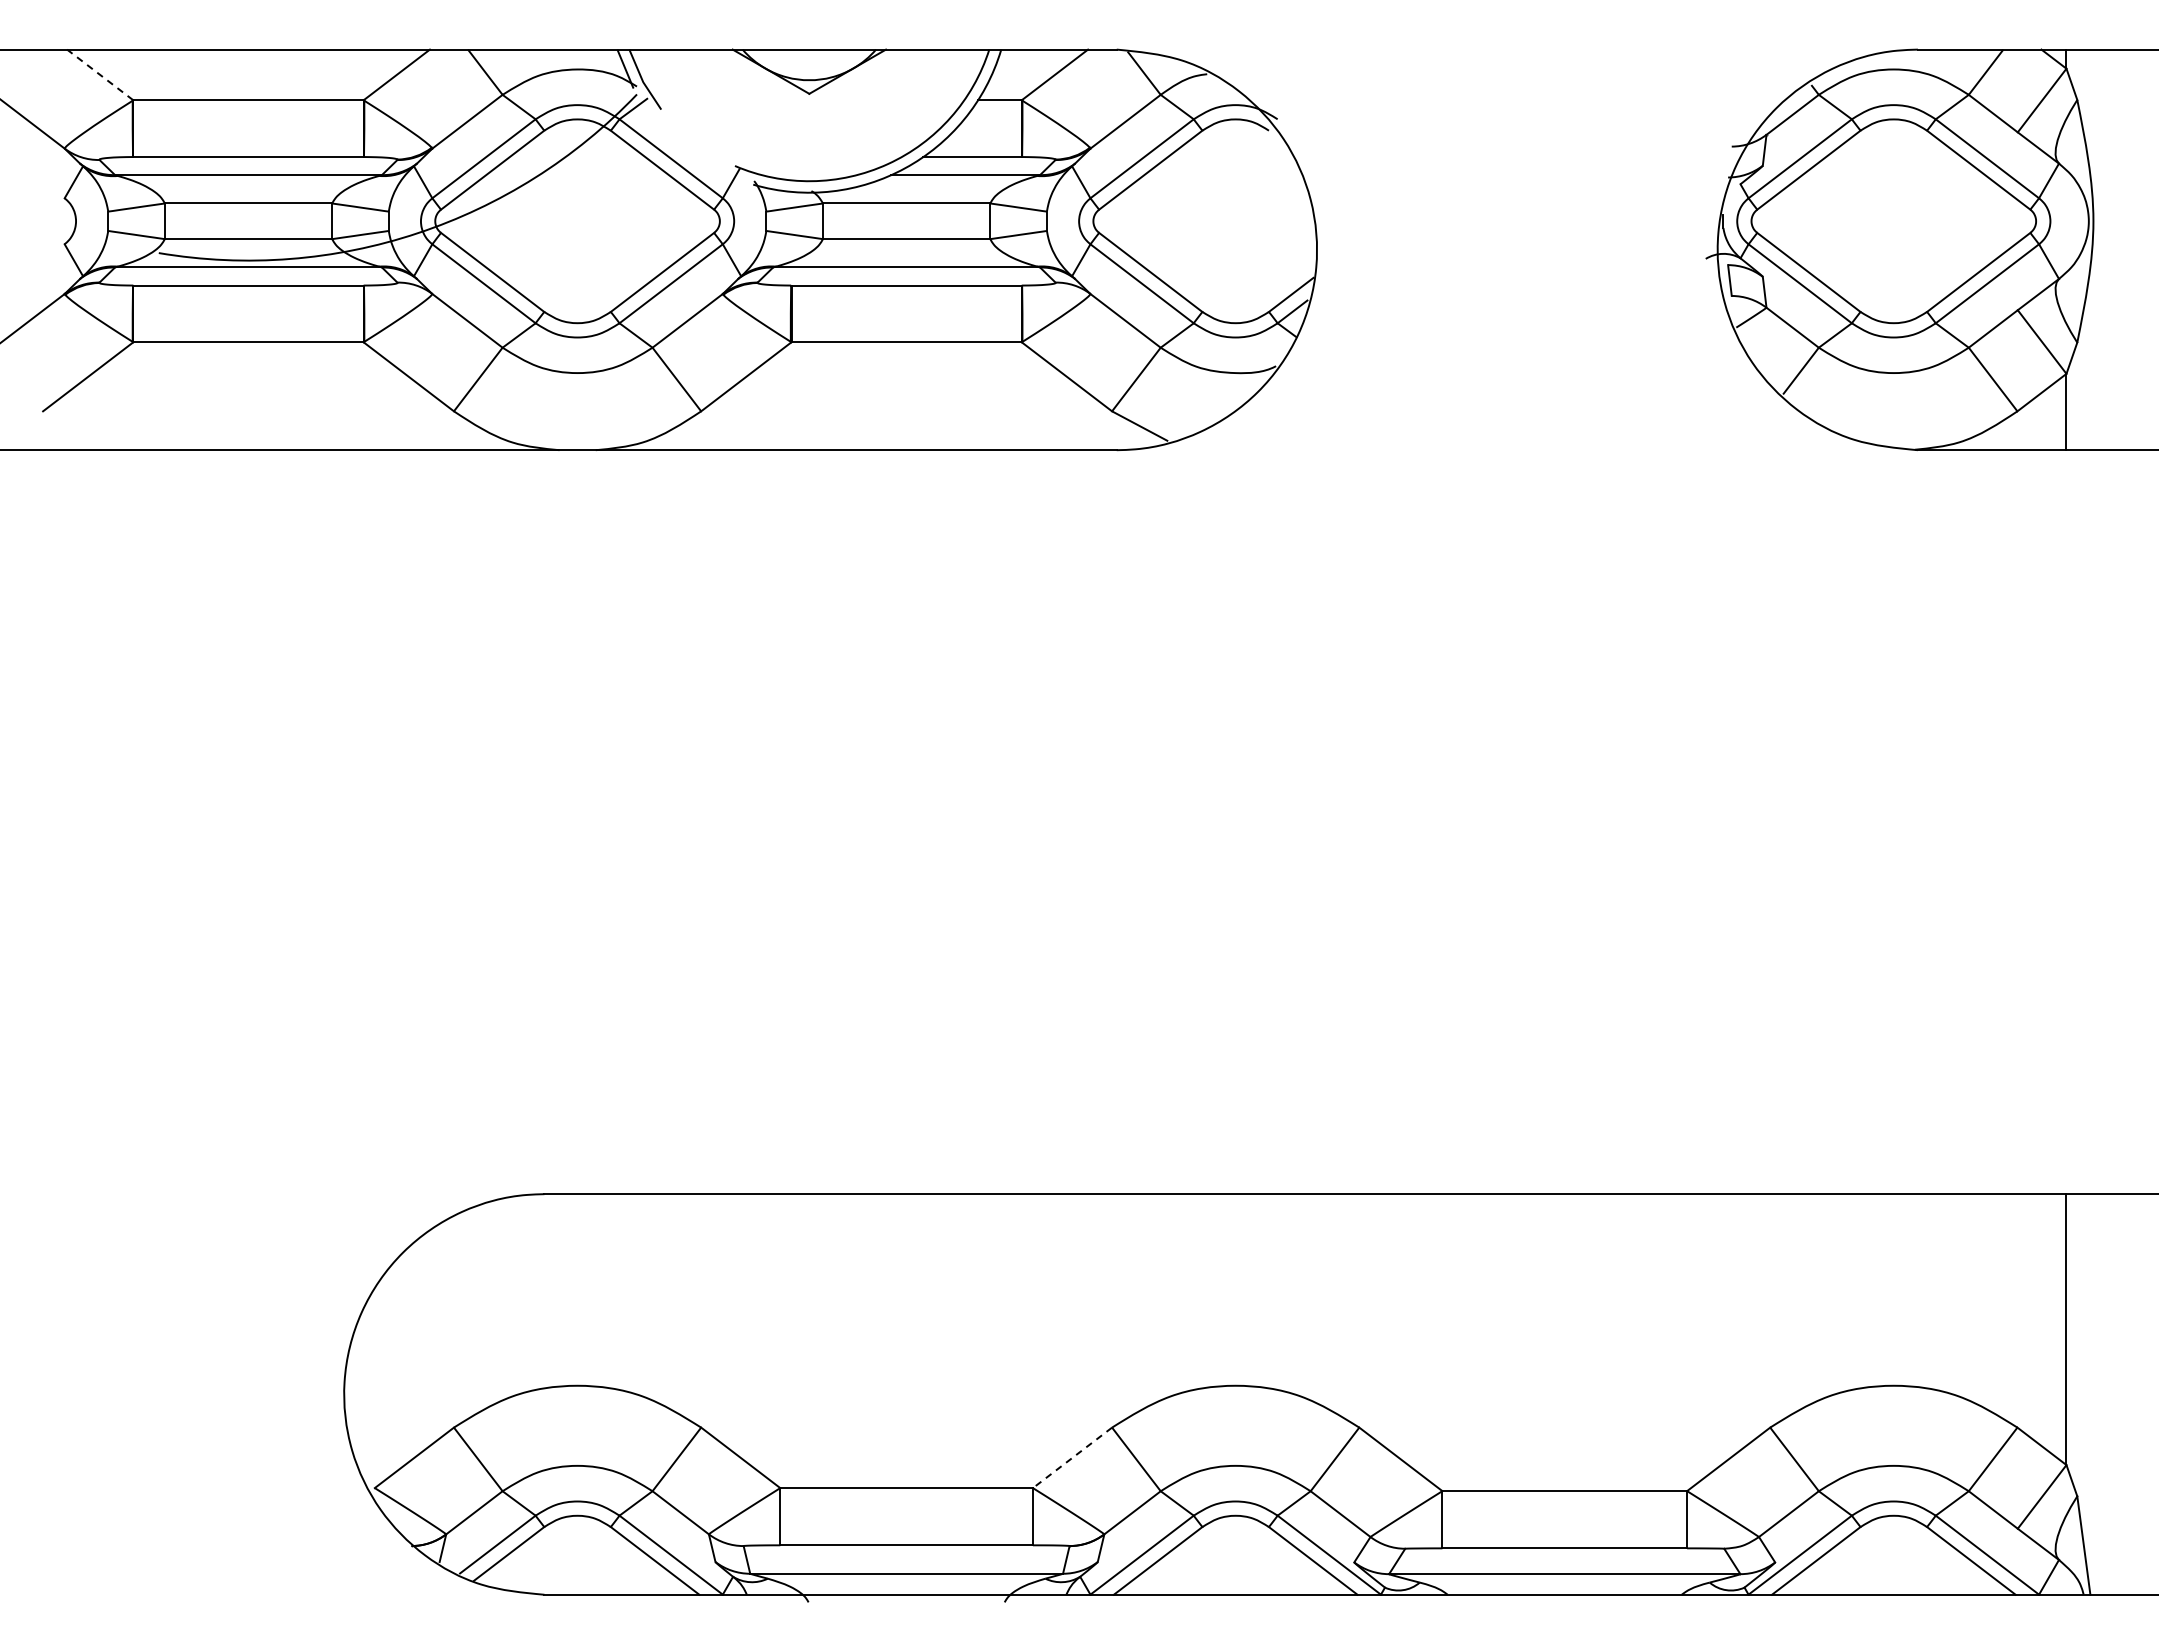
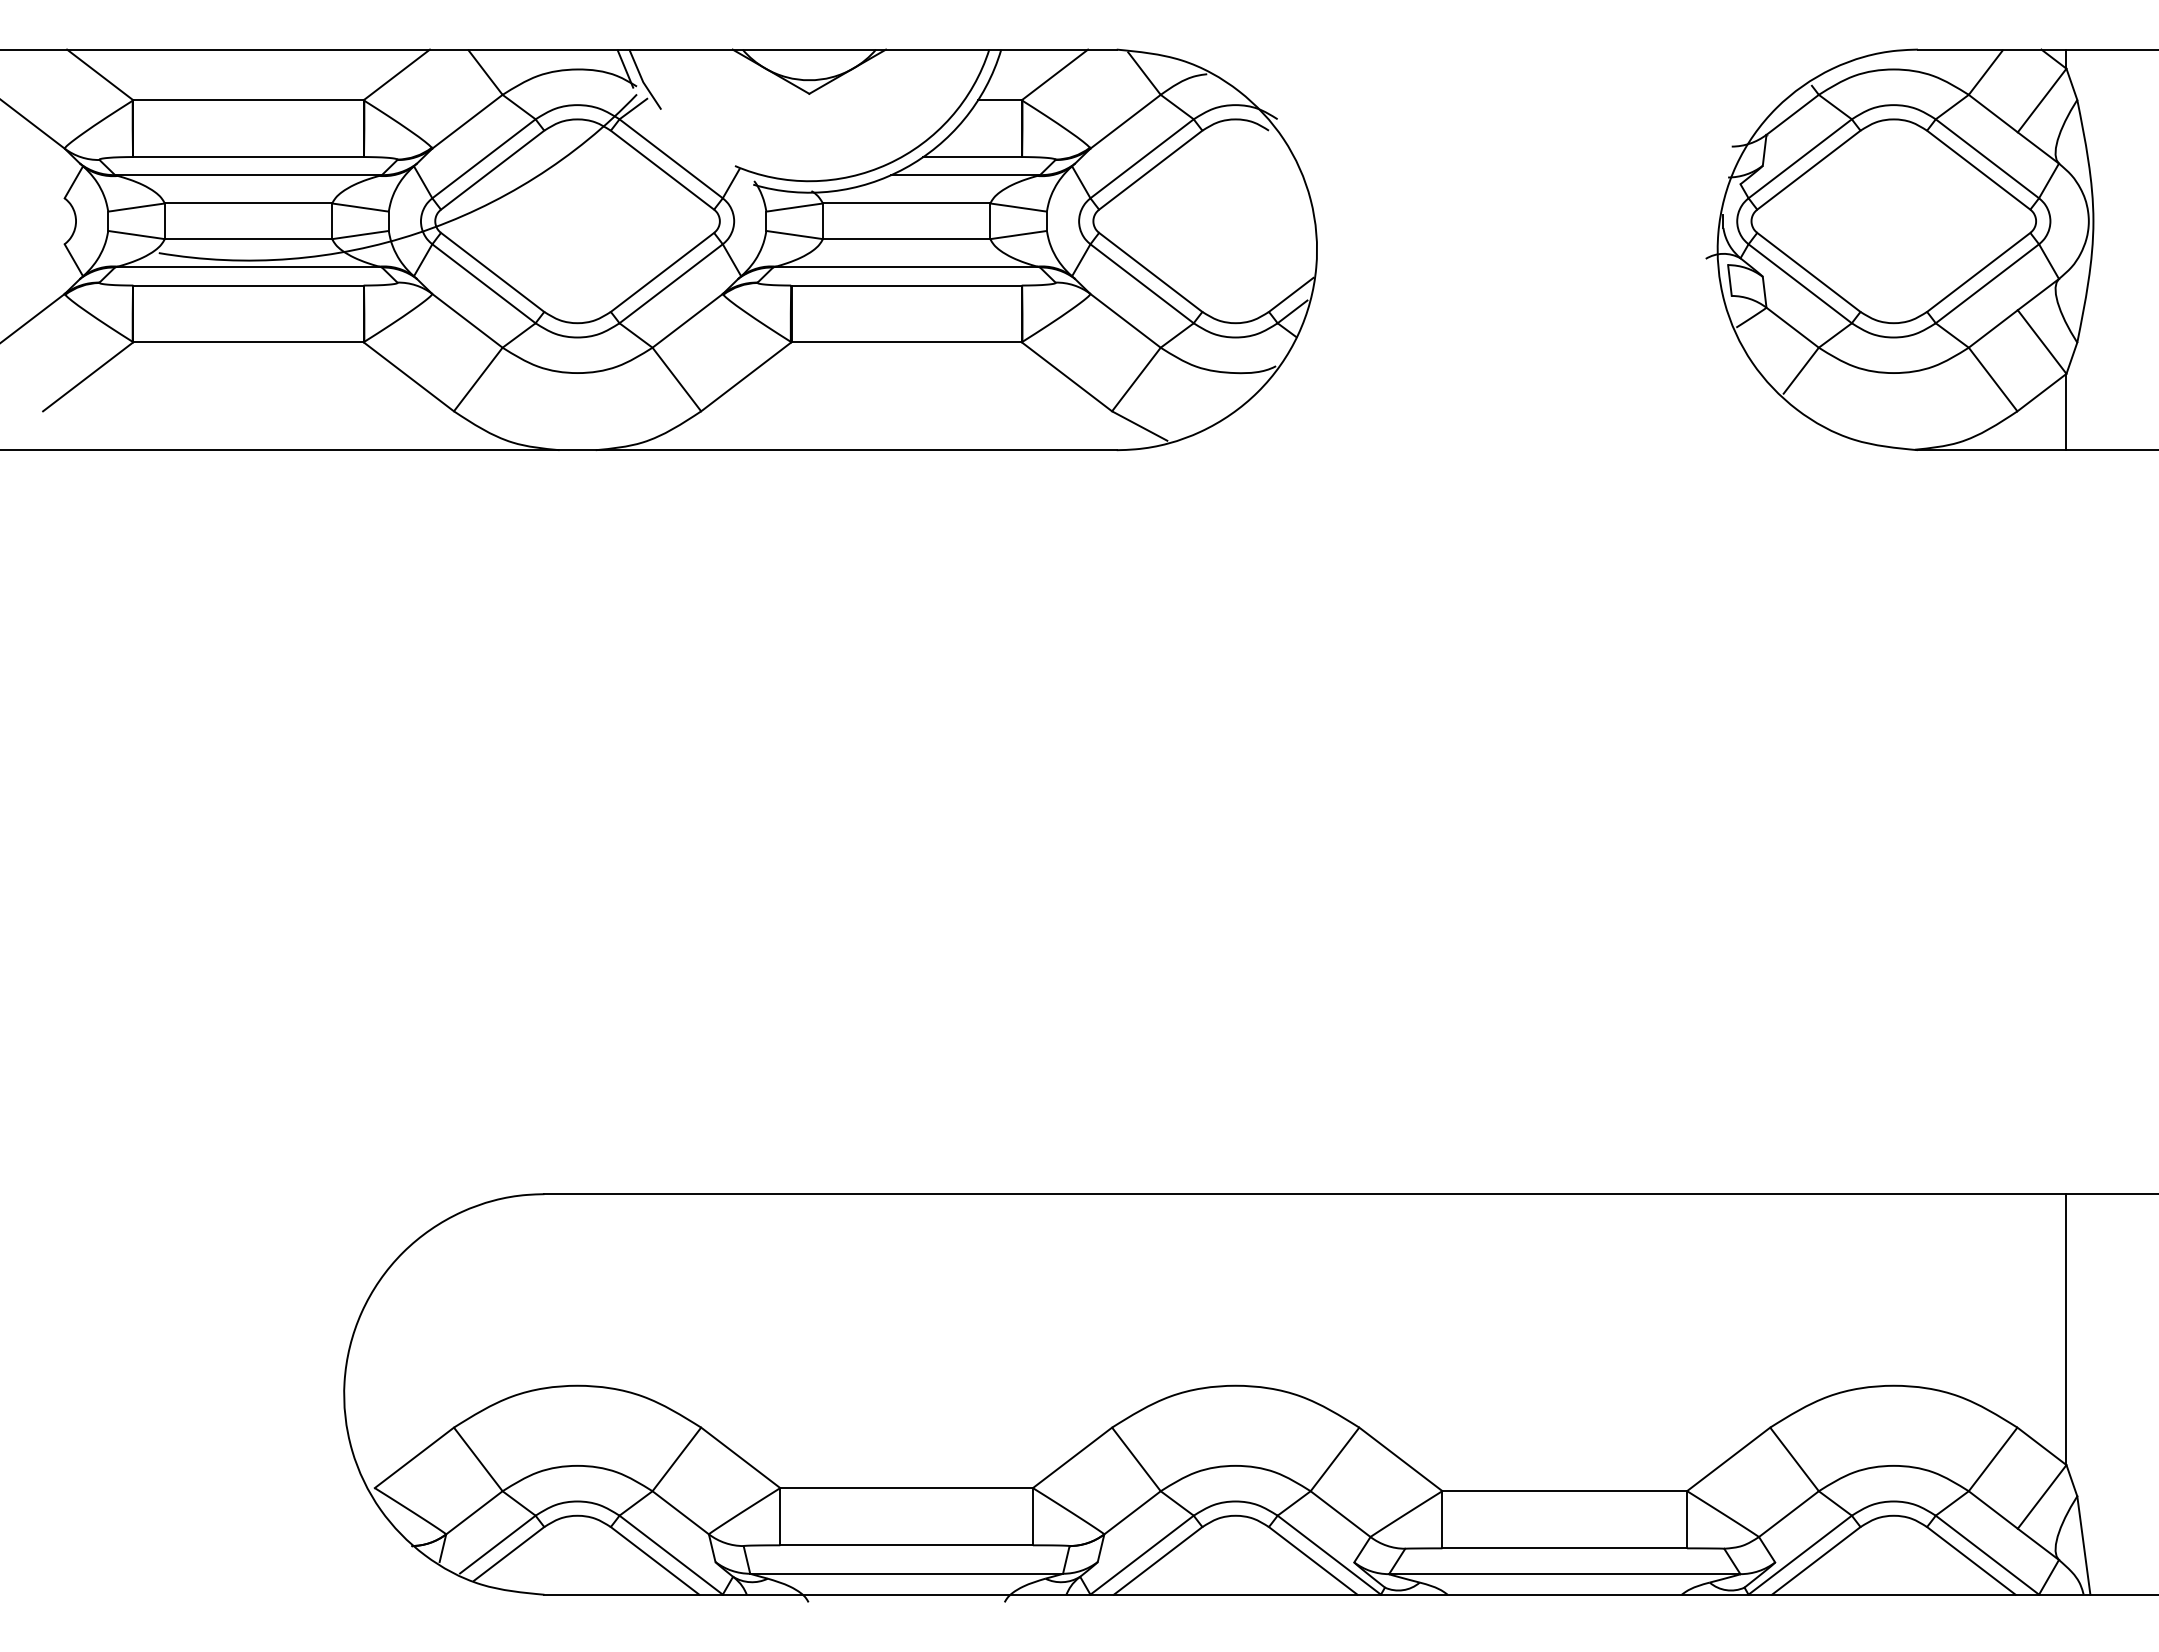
line: dashed -> solid (100, 74)
line: dashed -> solid (1072, 1457)
